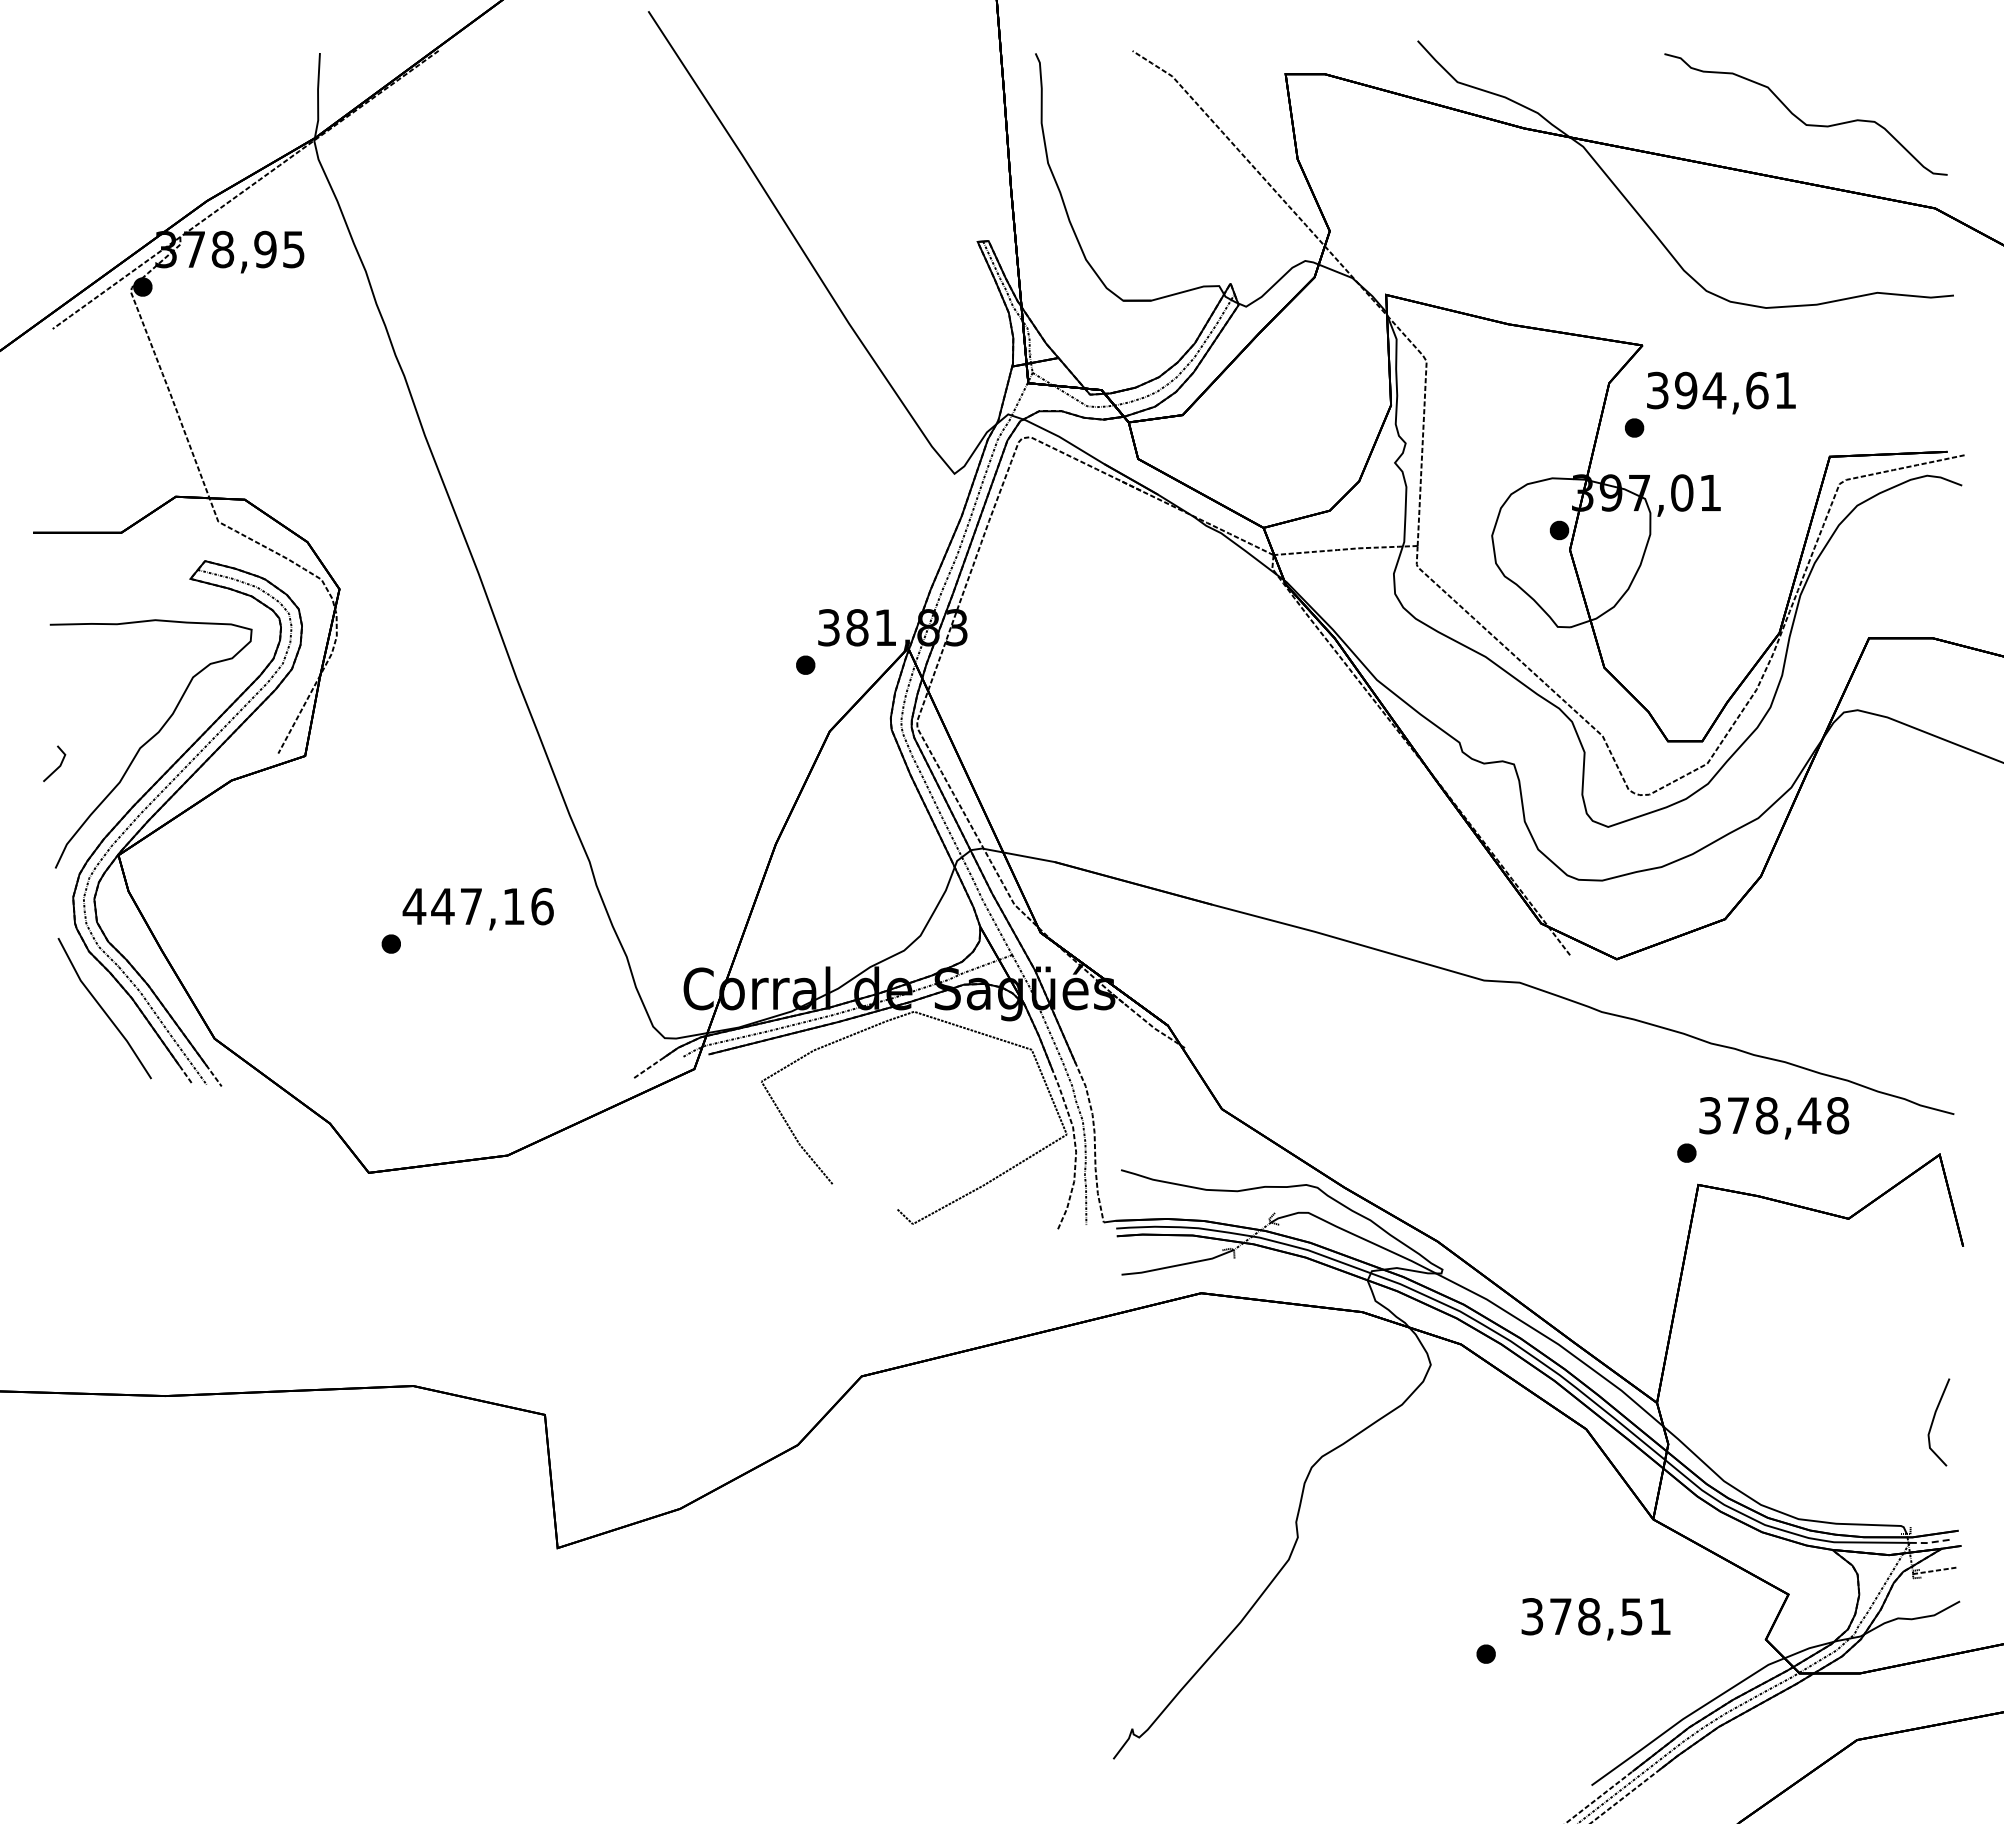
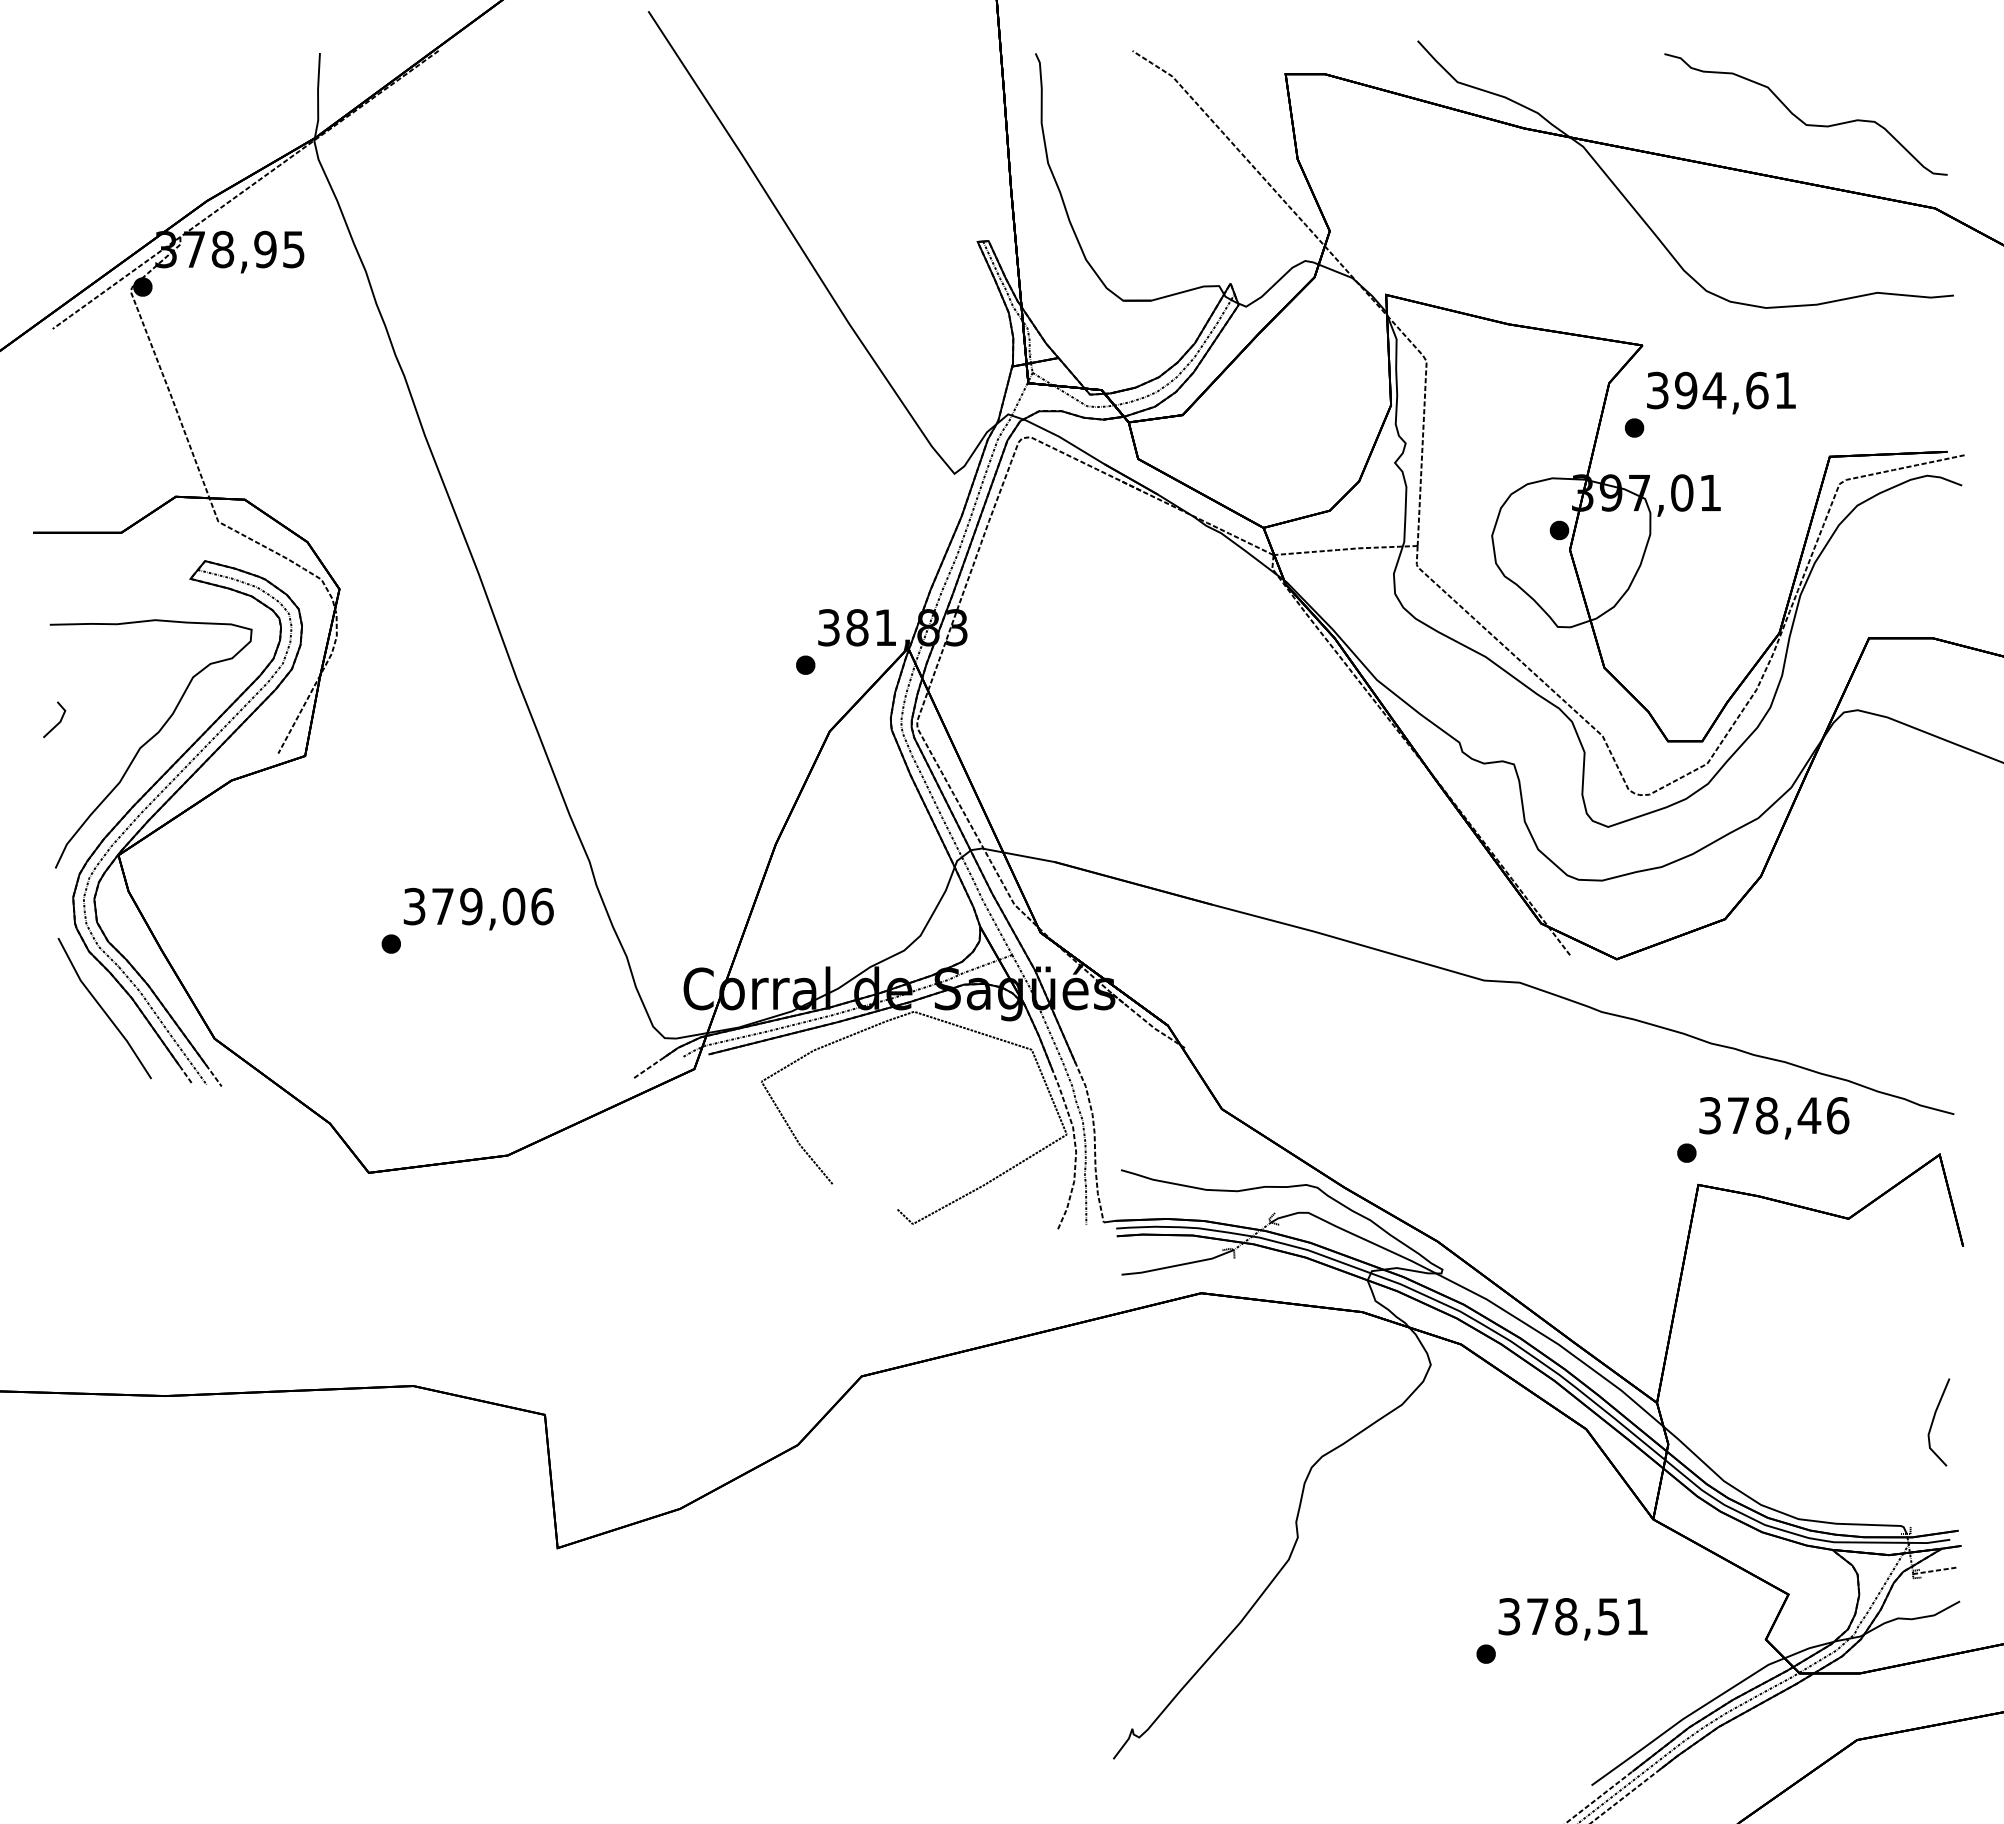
line position: (58, 766) -> (58, 722) (58, 722)
text: 447,16 -> 379,06 (463, 906)
text: 378,48 -> 378,46 (1837, 1115)
line: dashed -> solid (1930, 1542)
text position: (1595, 1619) -> (1572, 1619) (1572, 1619)
